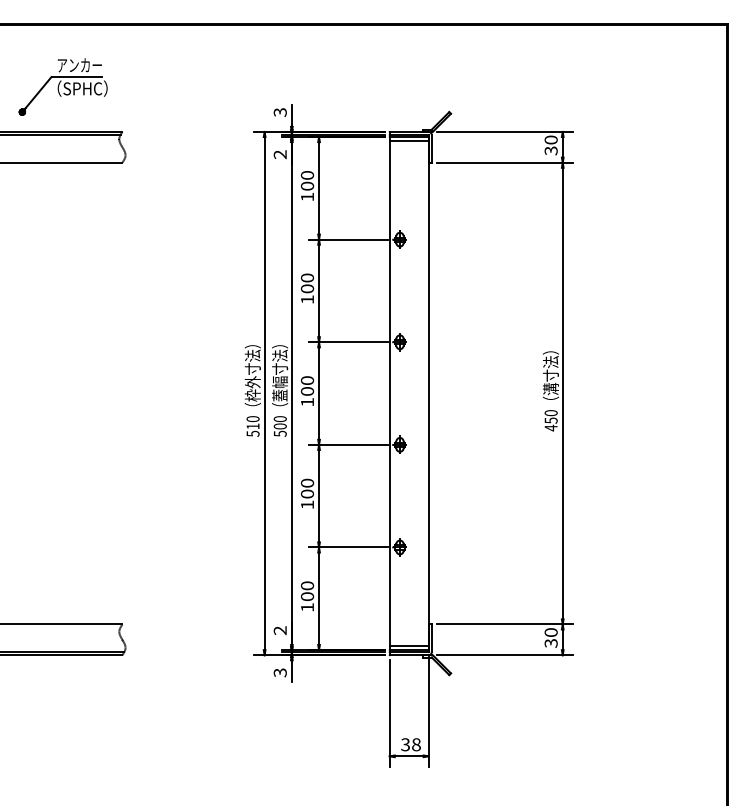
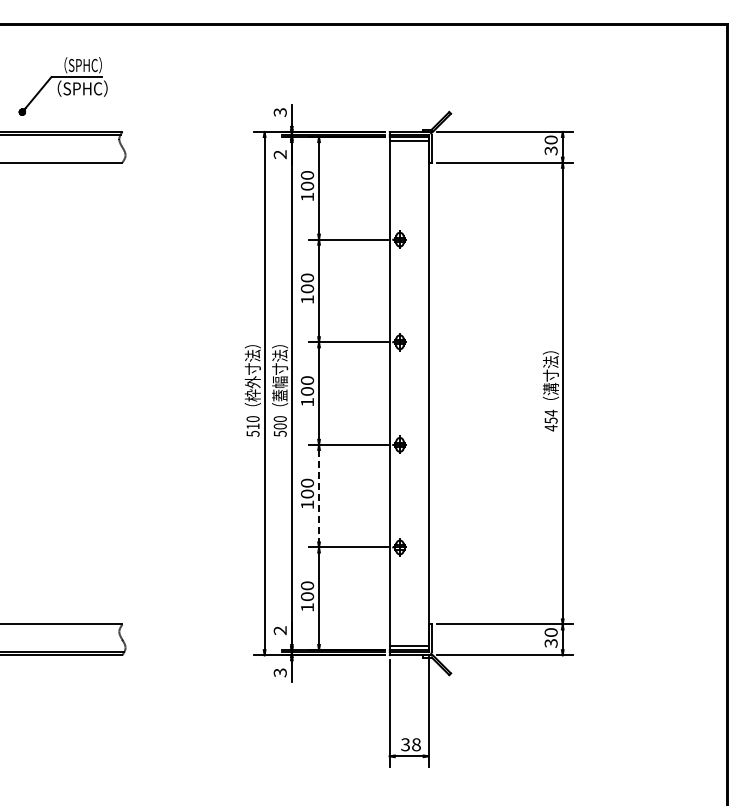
text: アンカー -> （SPHC） (79, 65)
text: 450 -> 454 (550, 412)
line: solid -> dashed (319, 496)
